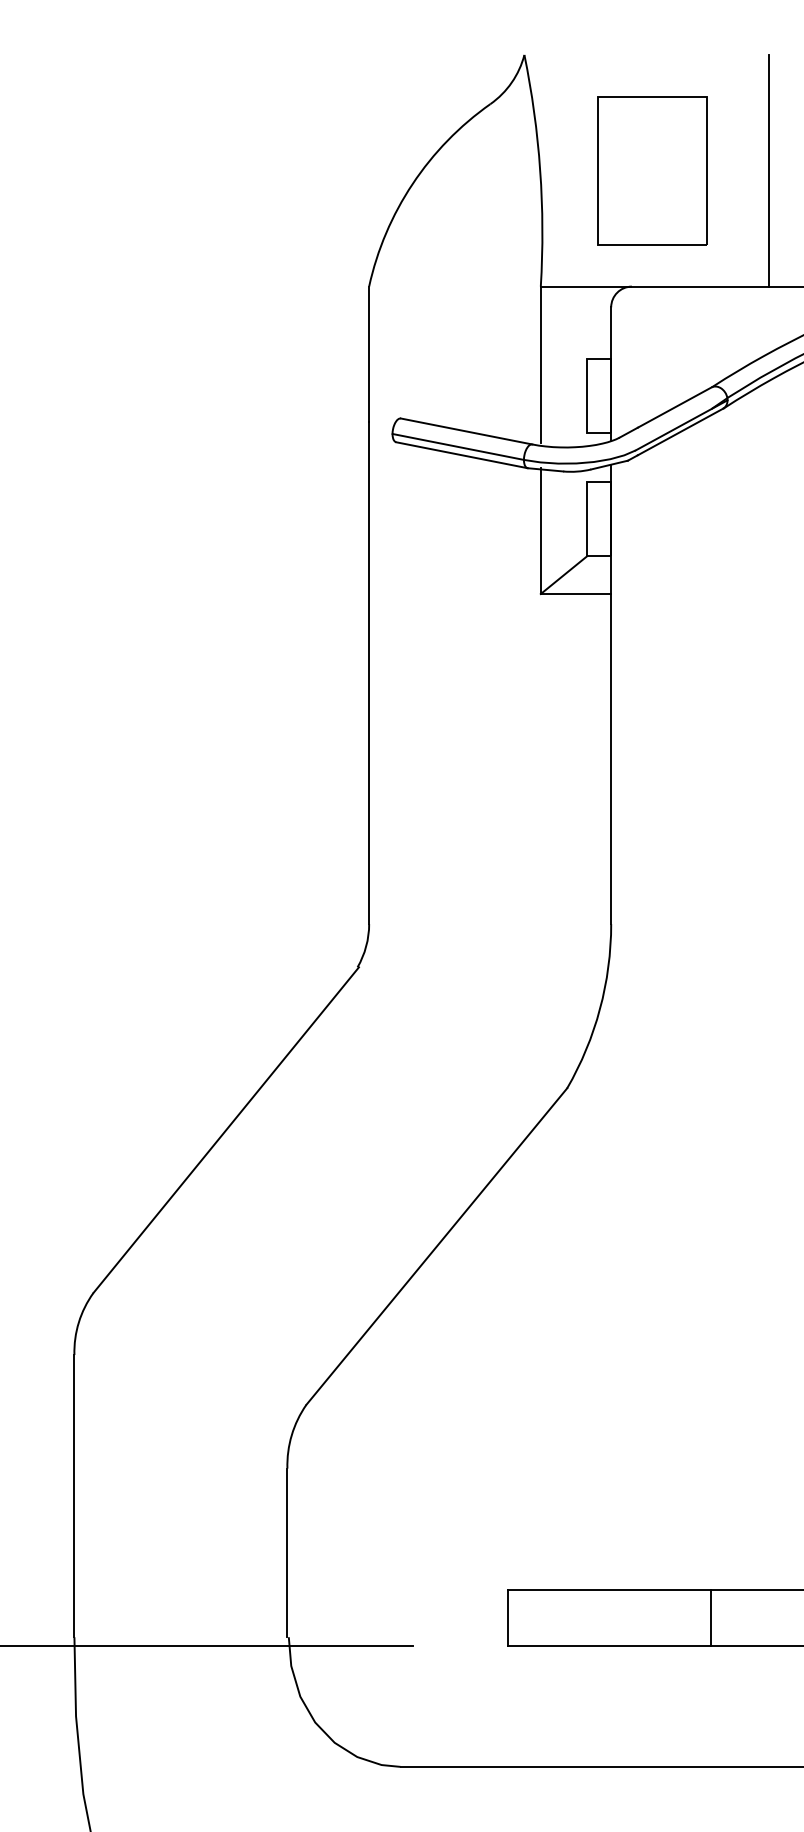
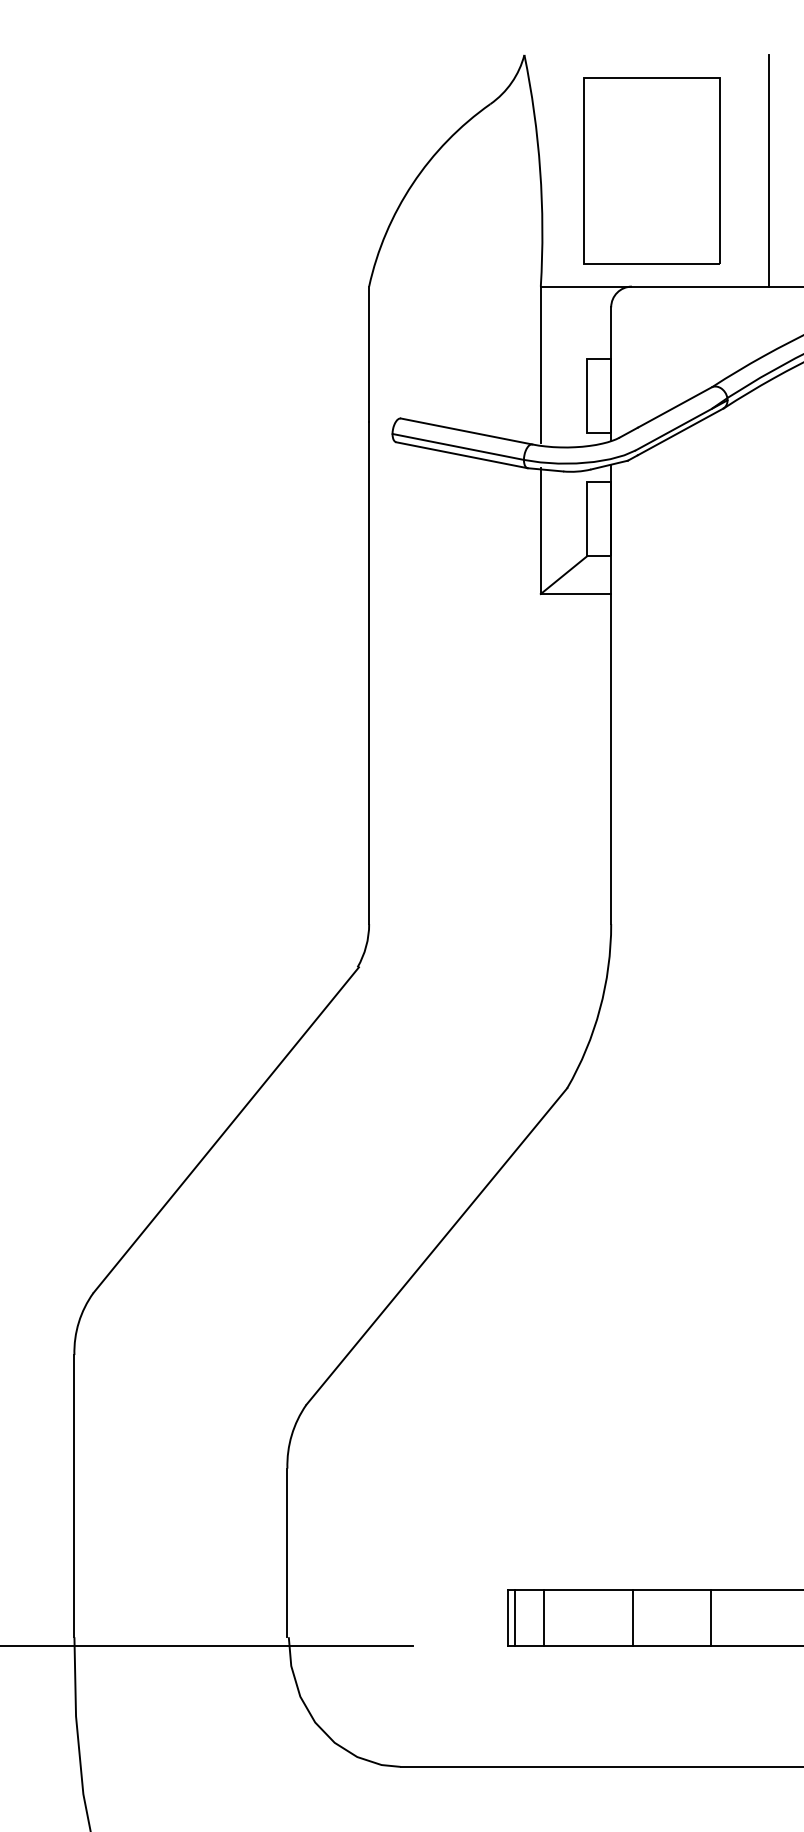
part size: 111x150 px -> 138x188 px (651, 170)
line: none -> present (515, 1617)
line: none -> present (543, 1617)
line: none -> present (633, 1617)
